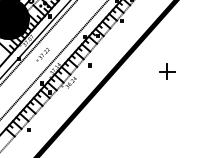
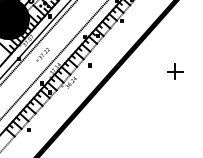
part position: (167, 71) -> (175, 71) (175, 71)
